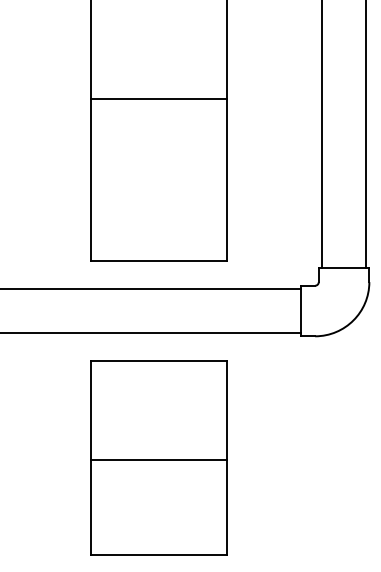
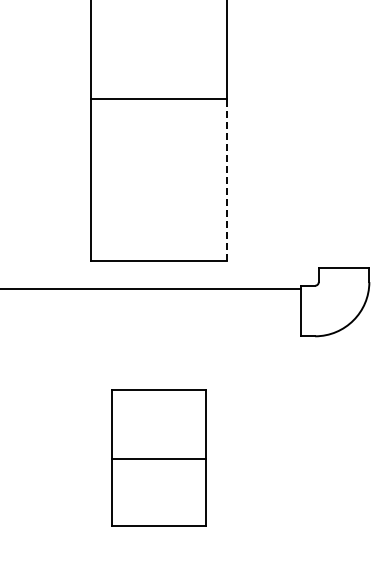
line: present -> none (322, 134)
line: present -> none (366, 134)
line: solid -> dashed (226, 179)
line: present -> none (151, 332)
part size: 138x196 px -> 96x138 px (158, 457)
